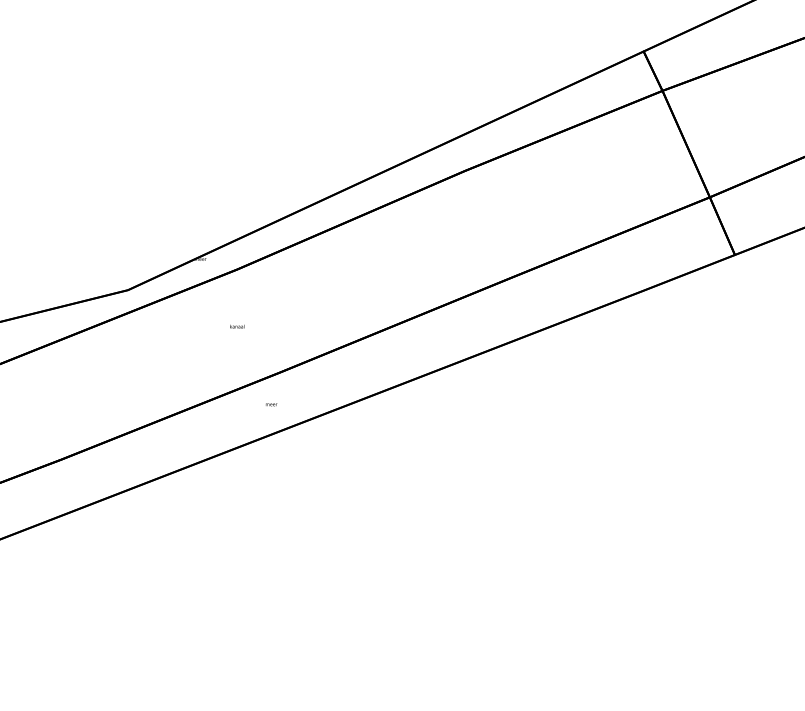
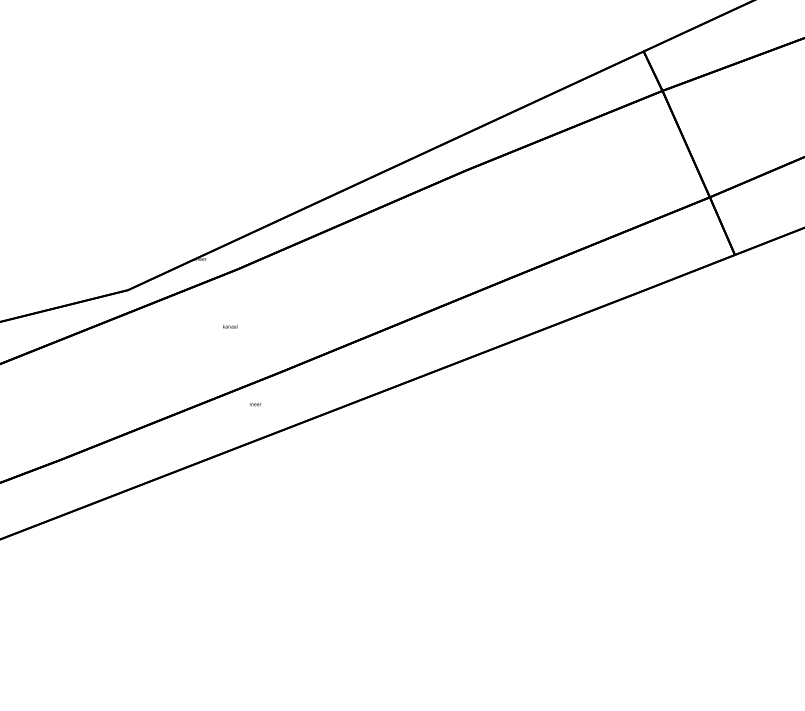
text position: (237, 326) -> (230, 326) (230, 326)
text position: (271, 404) -> (255, 404) (255, 404)
